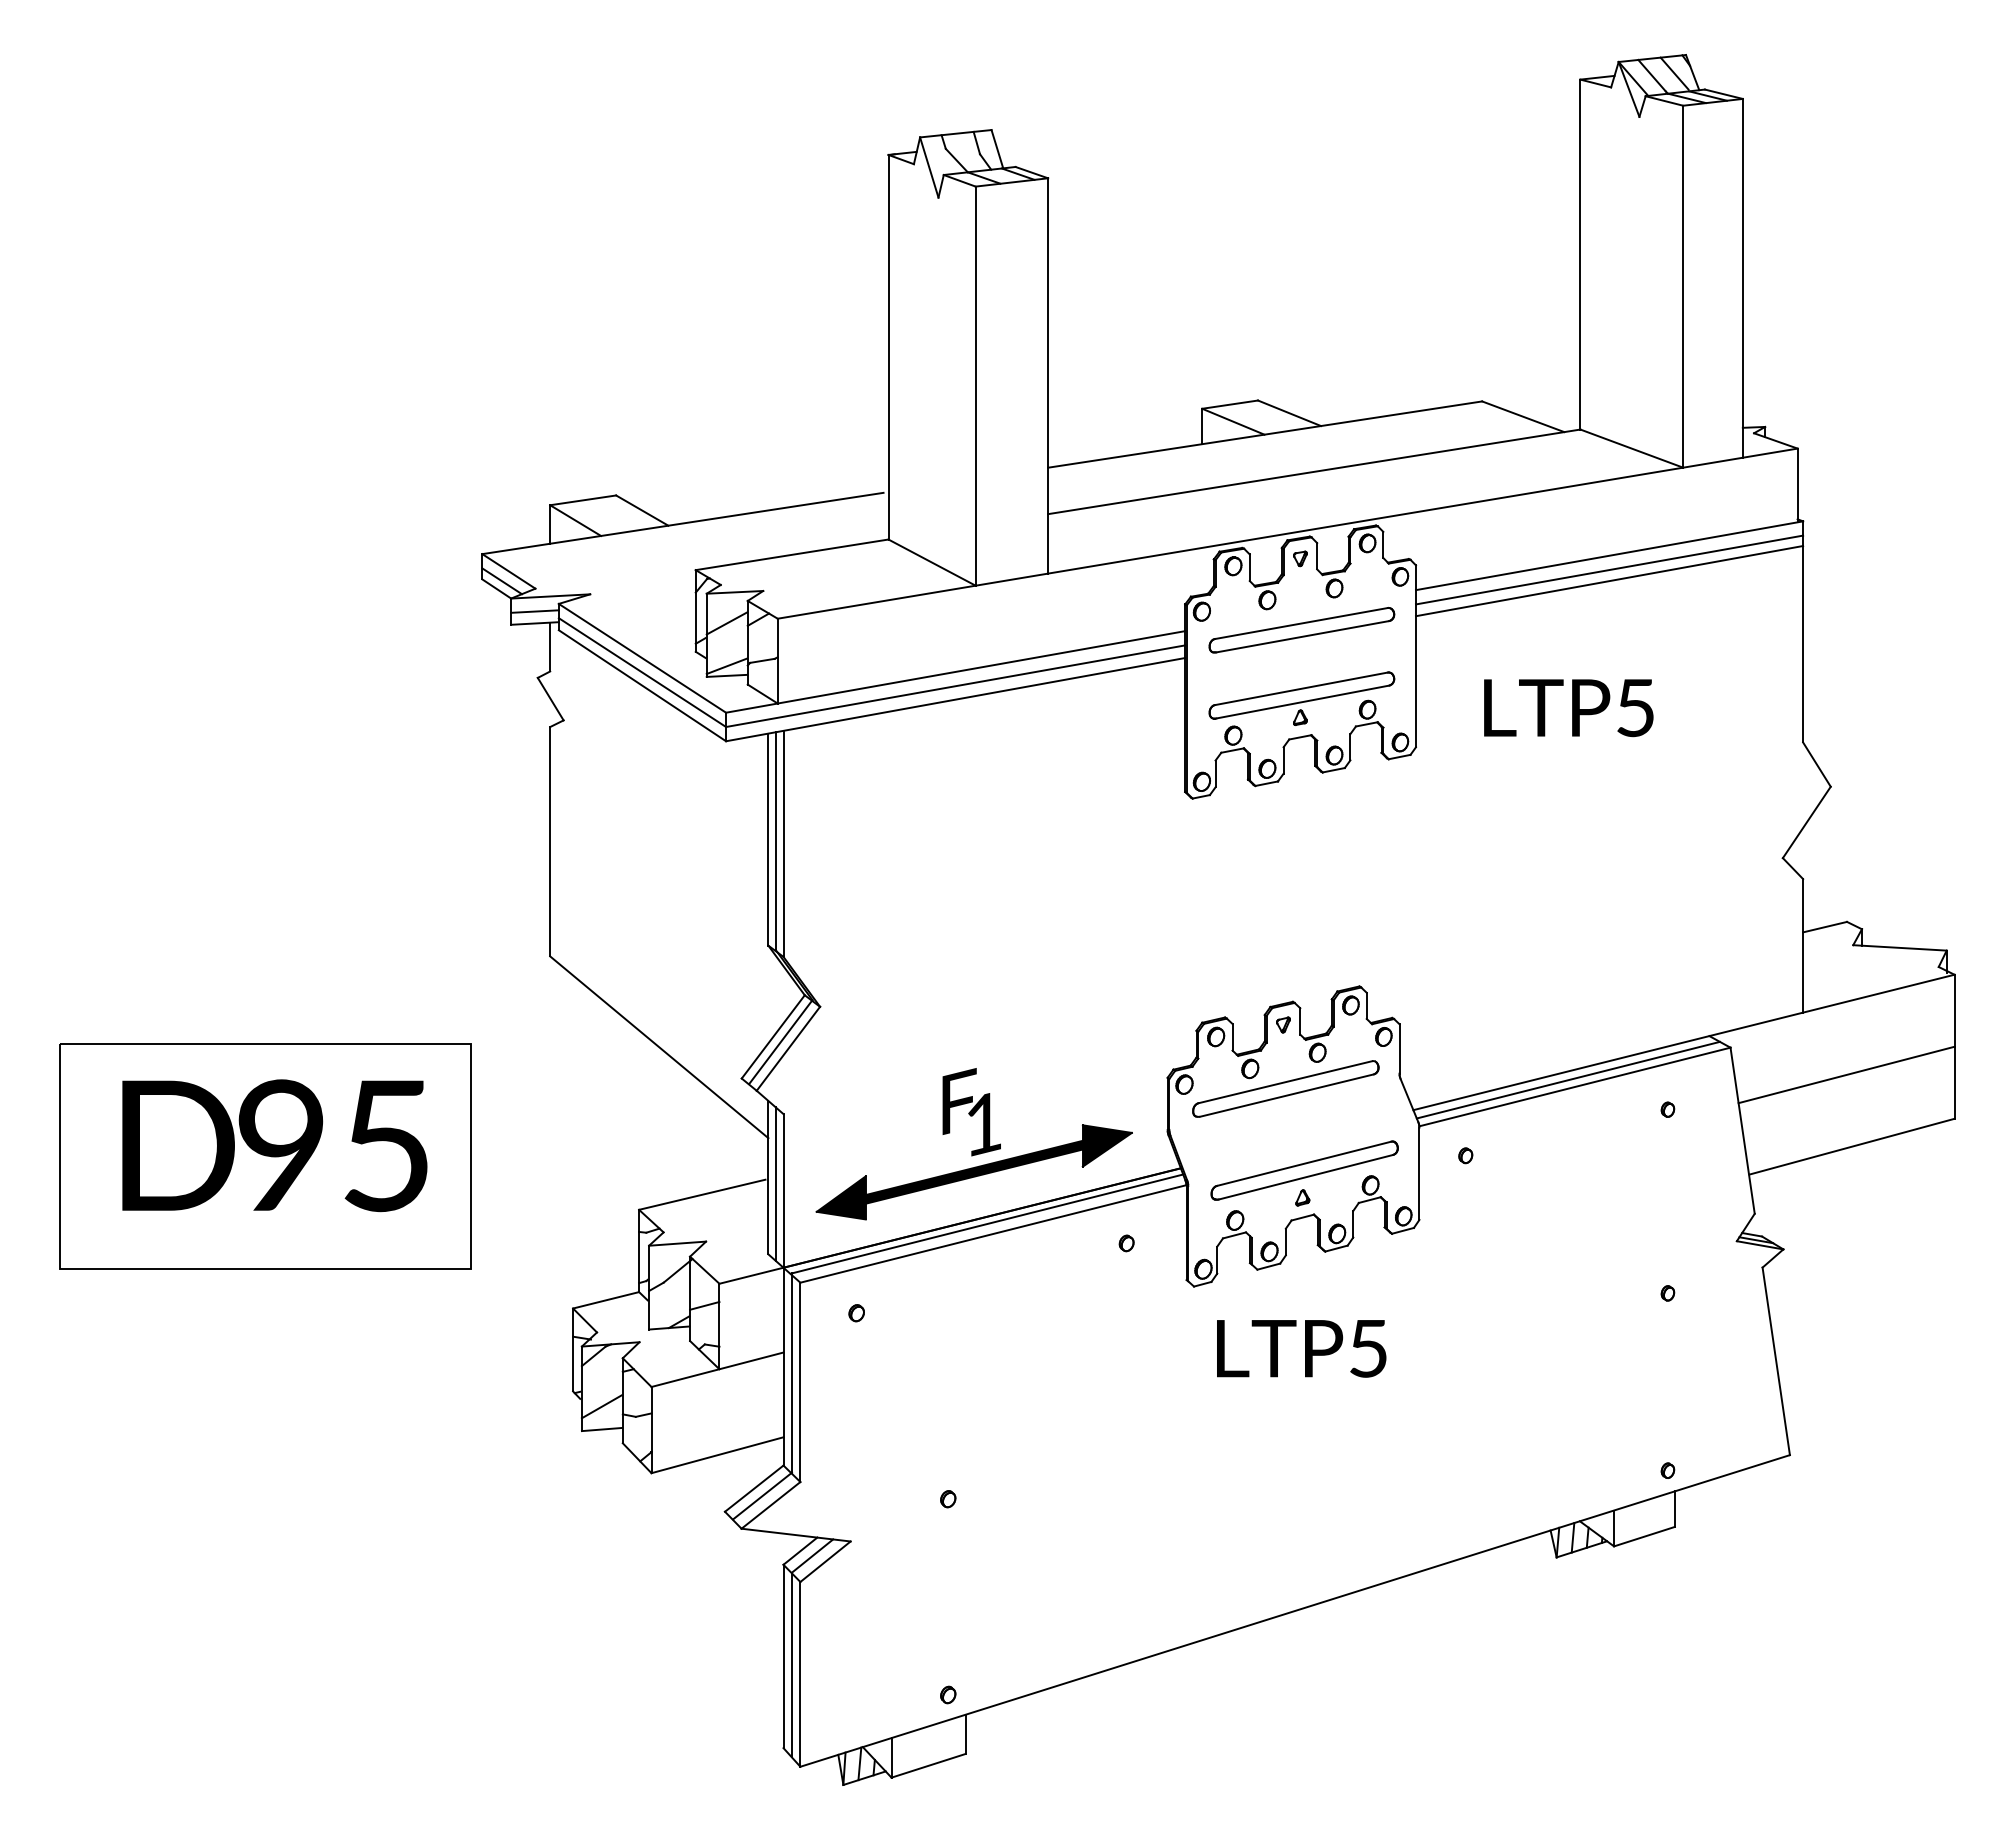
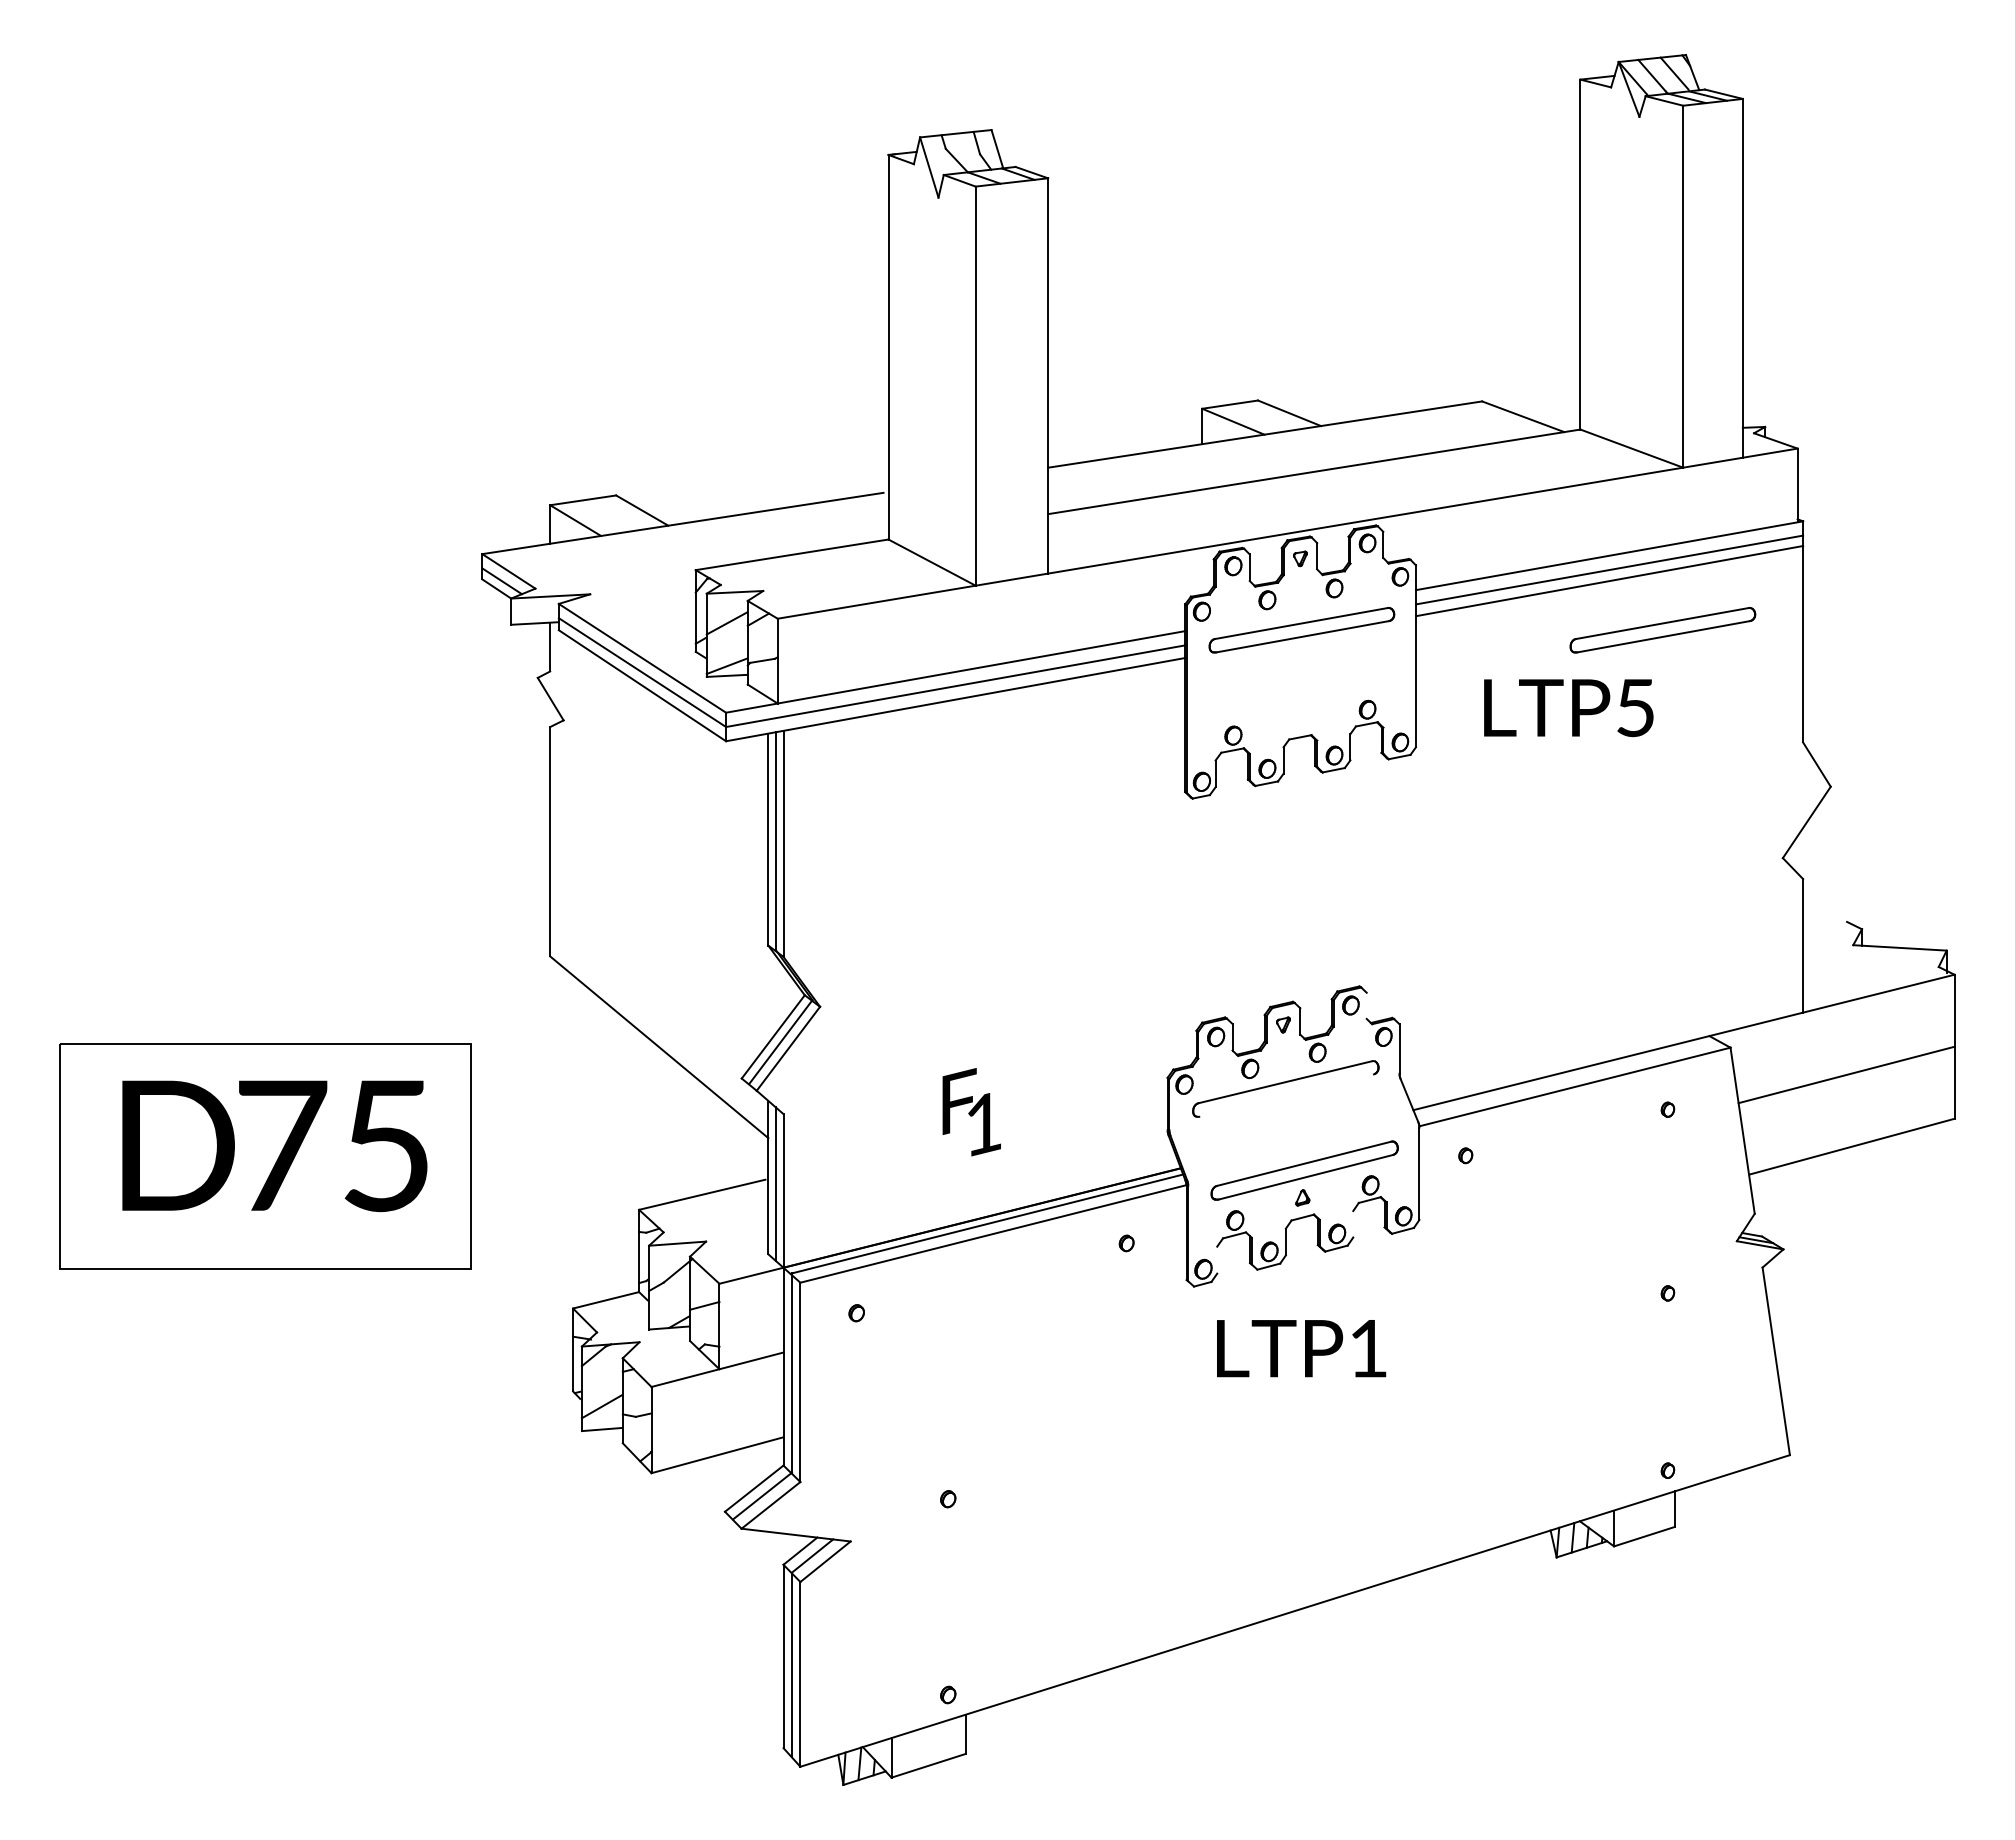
line: present -> none (534, 611)
part: none -> present (1662, 630)
part: present -> none (1301, 698)
line: present -> none (1825, 926)
line: present -> none (1366, 1005)
line: present -> none (1567, 1079)
line: present -> none (1286, 1095)
text: 95 -> 75 (282, 1144)
part: present -> none (973, 1172)
line: present -> none (1353, 1224)
line: present -> none (1217, 1259)
text: LTP5 -> LTP1 (1368, 1348)
